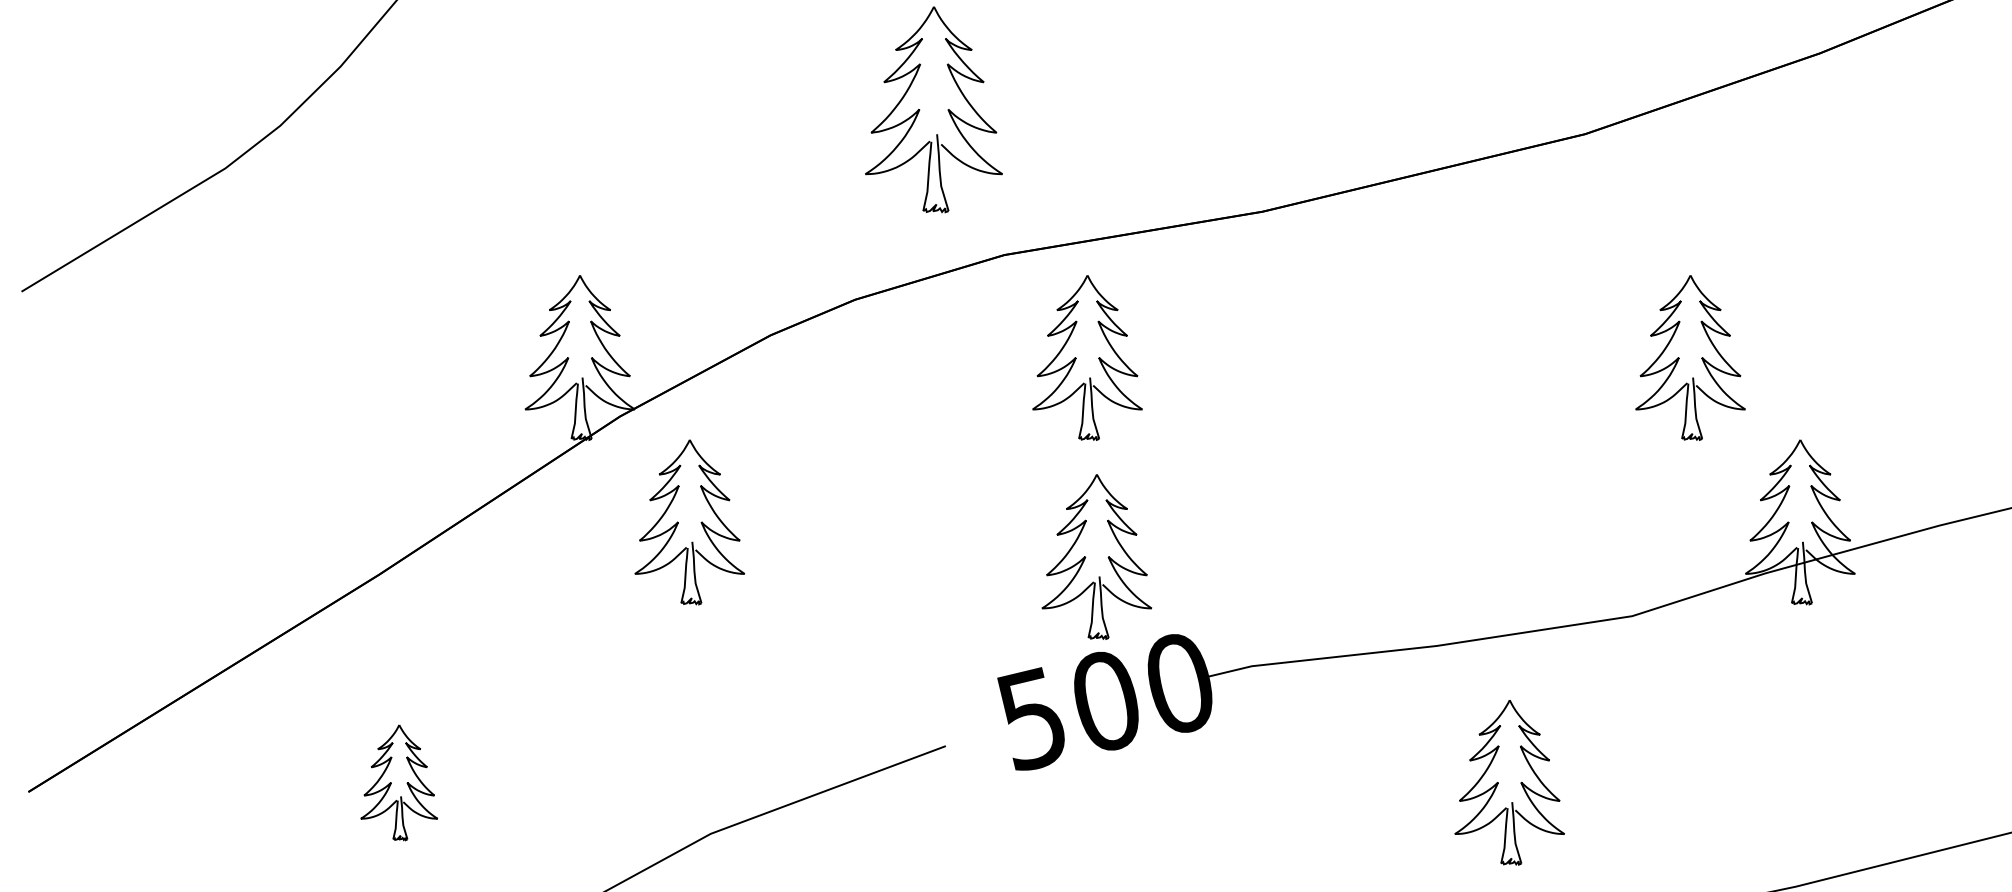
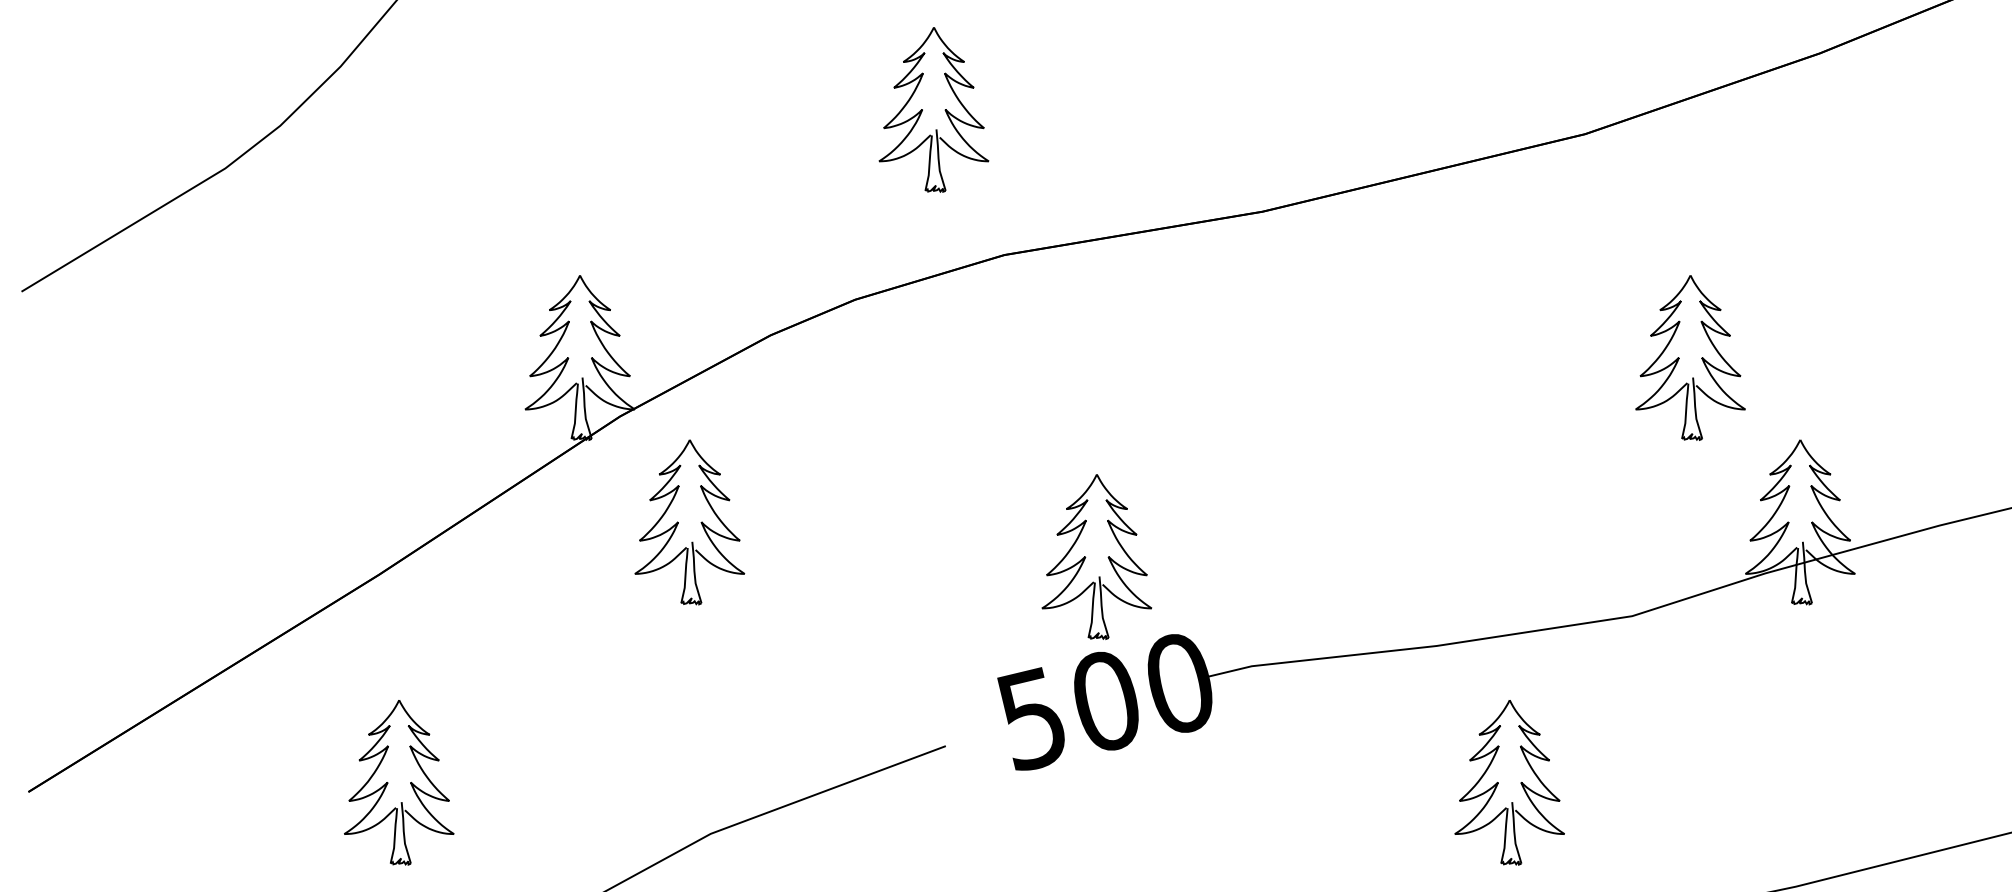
part size: 138x208 px -> 112x166 px (933, 109)
part: present -> none (1087, 357)
part size: 78x118 px -> 111x166 px (399, 782)
